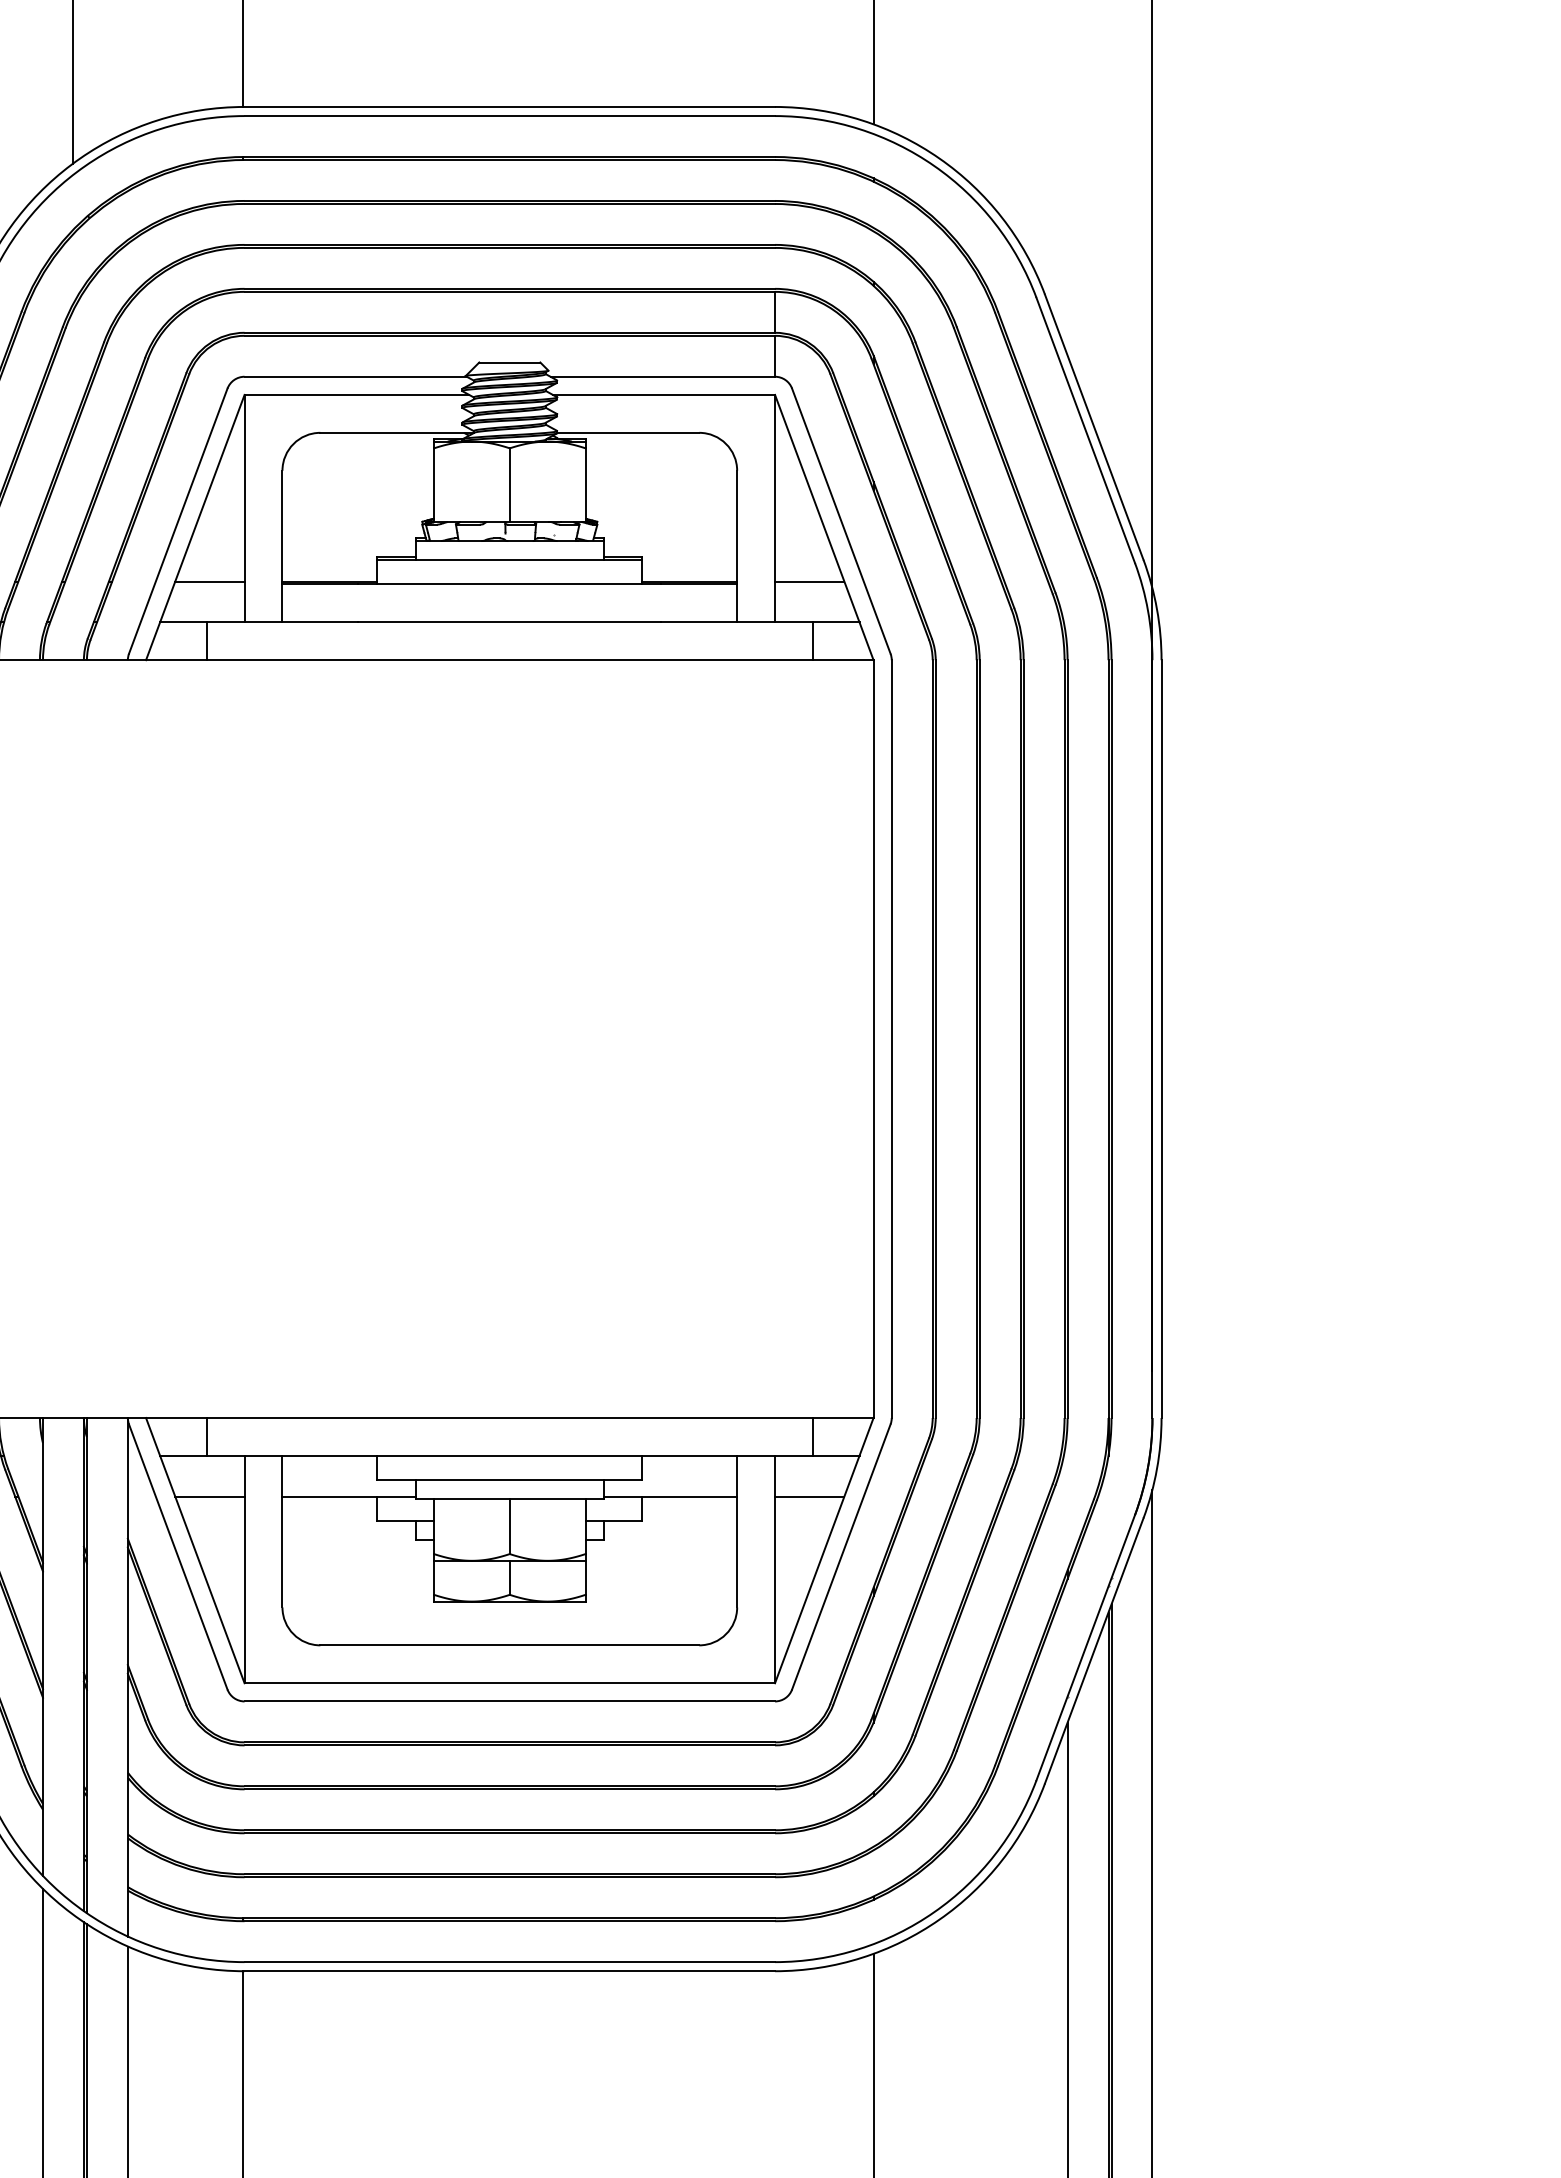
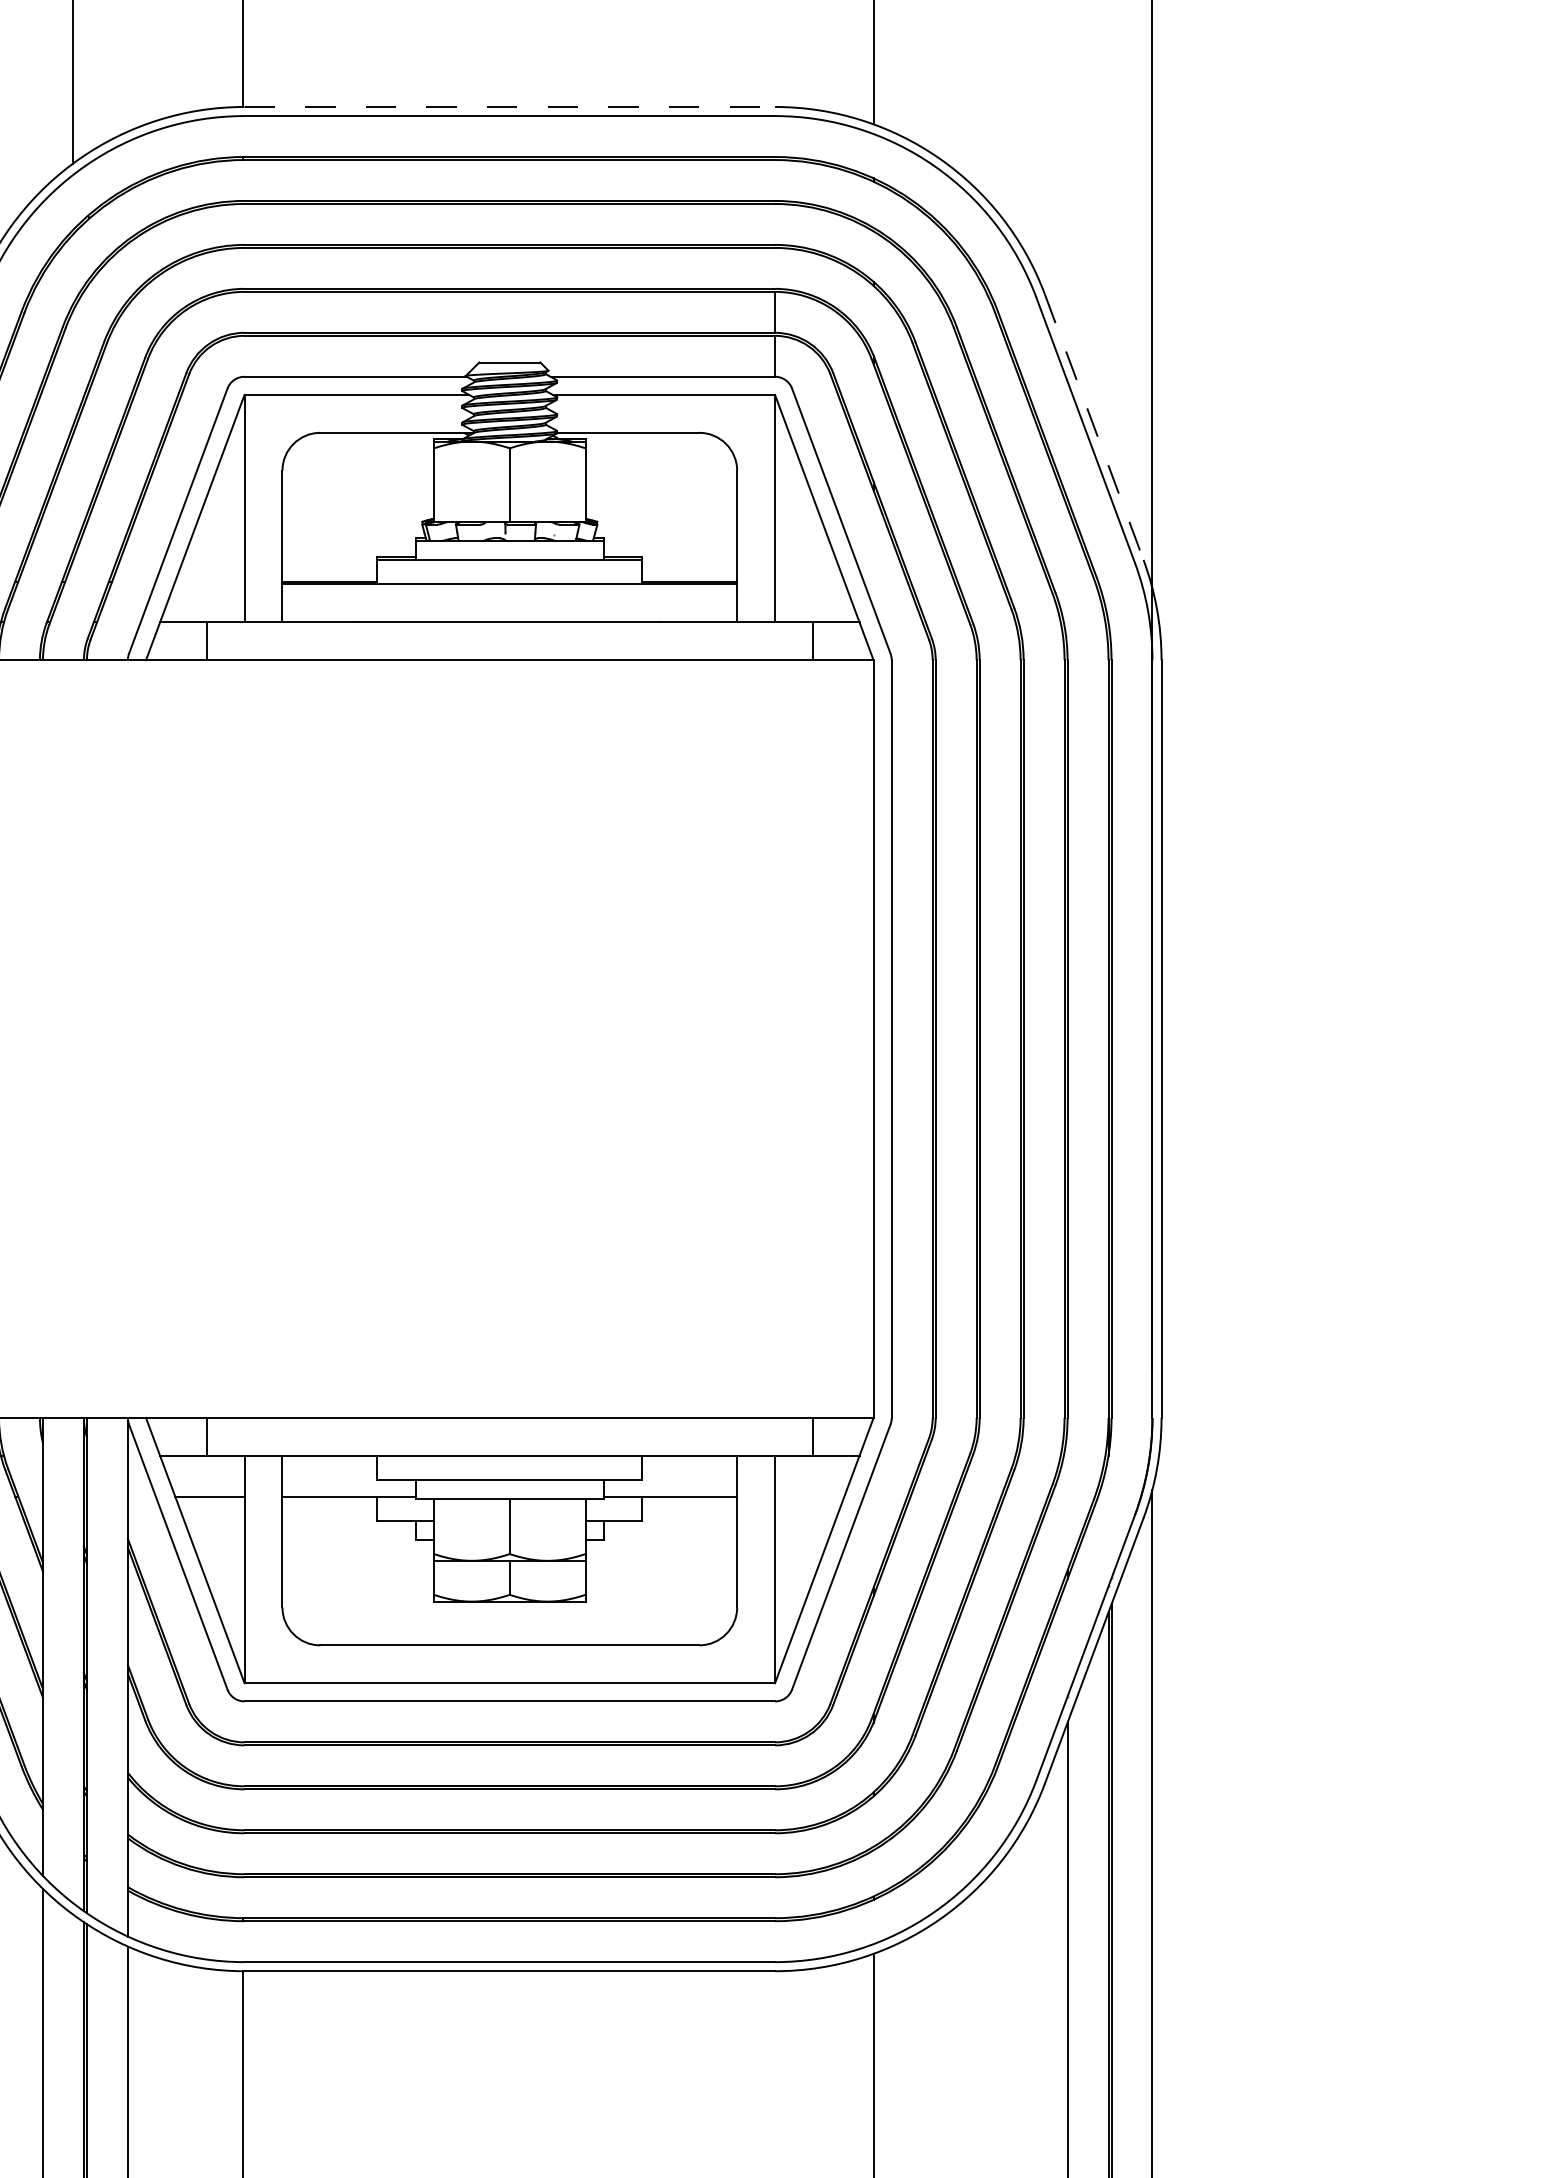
line: solid -> dashed (510, 106)
line: solid -> dashed (1094, 427)
line: present -> none (209, 581)
line: present -> none (809, 581)
line: present -> none (809, 1496)
